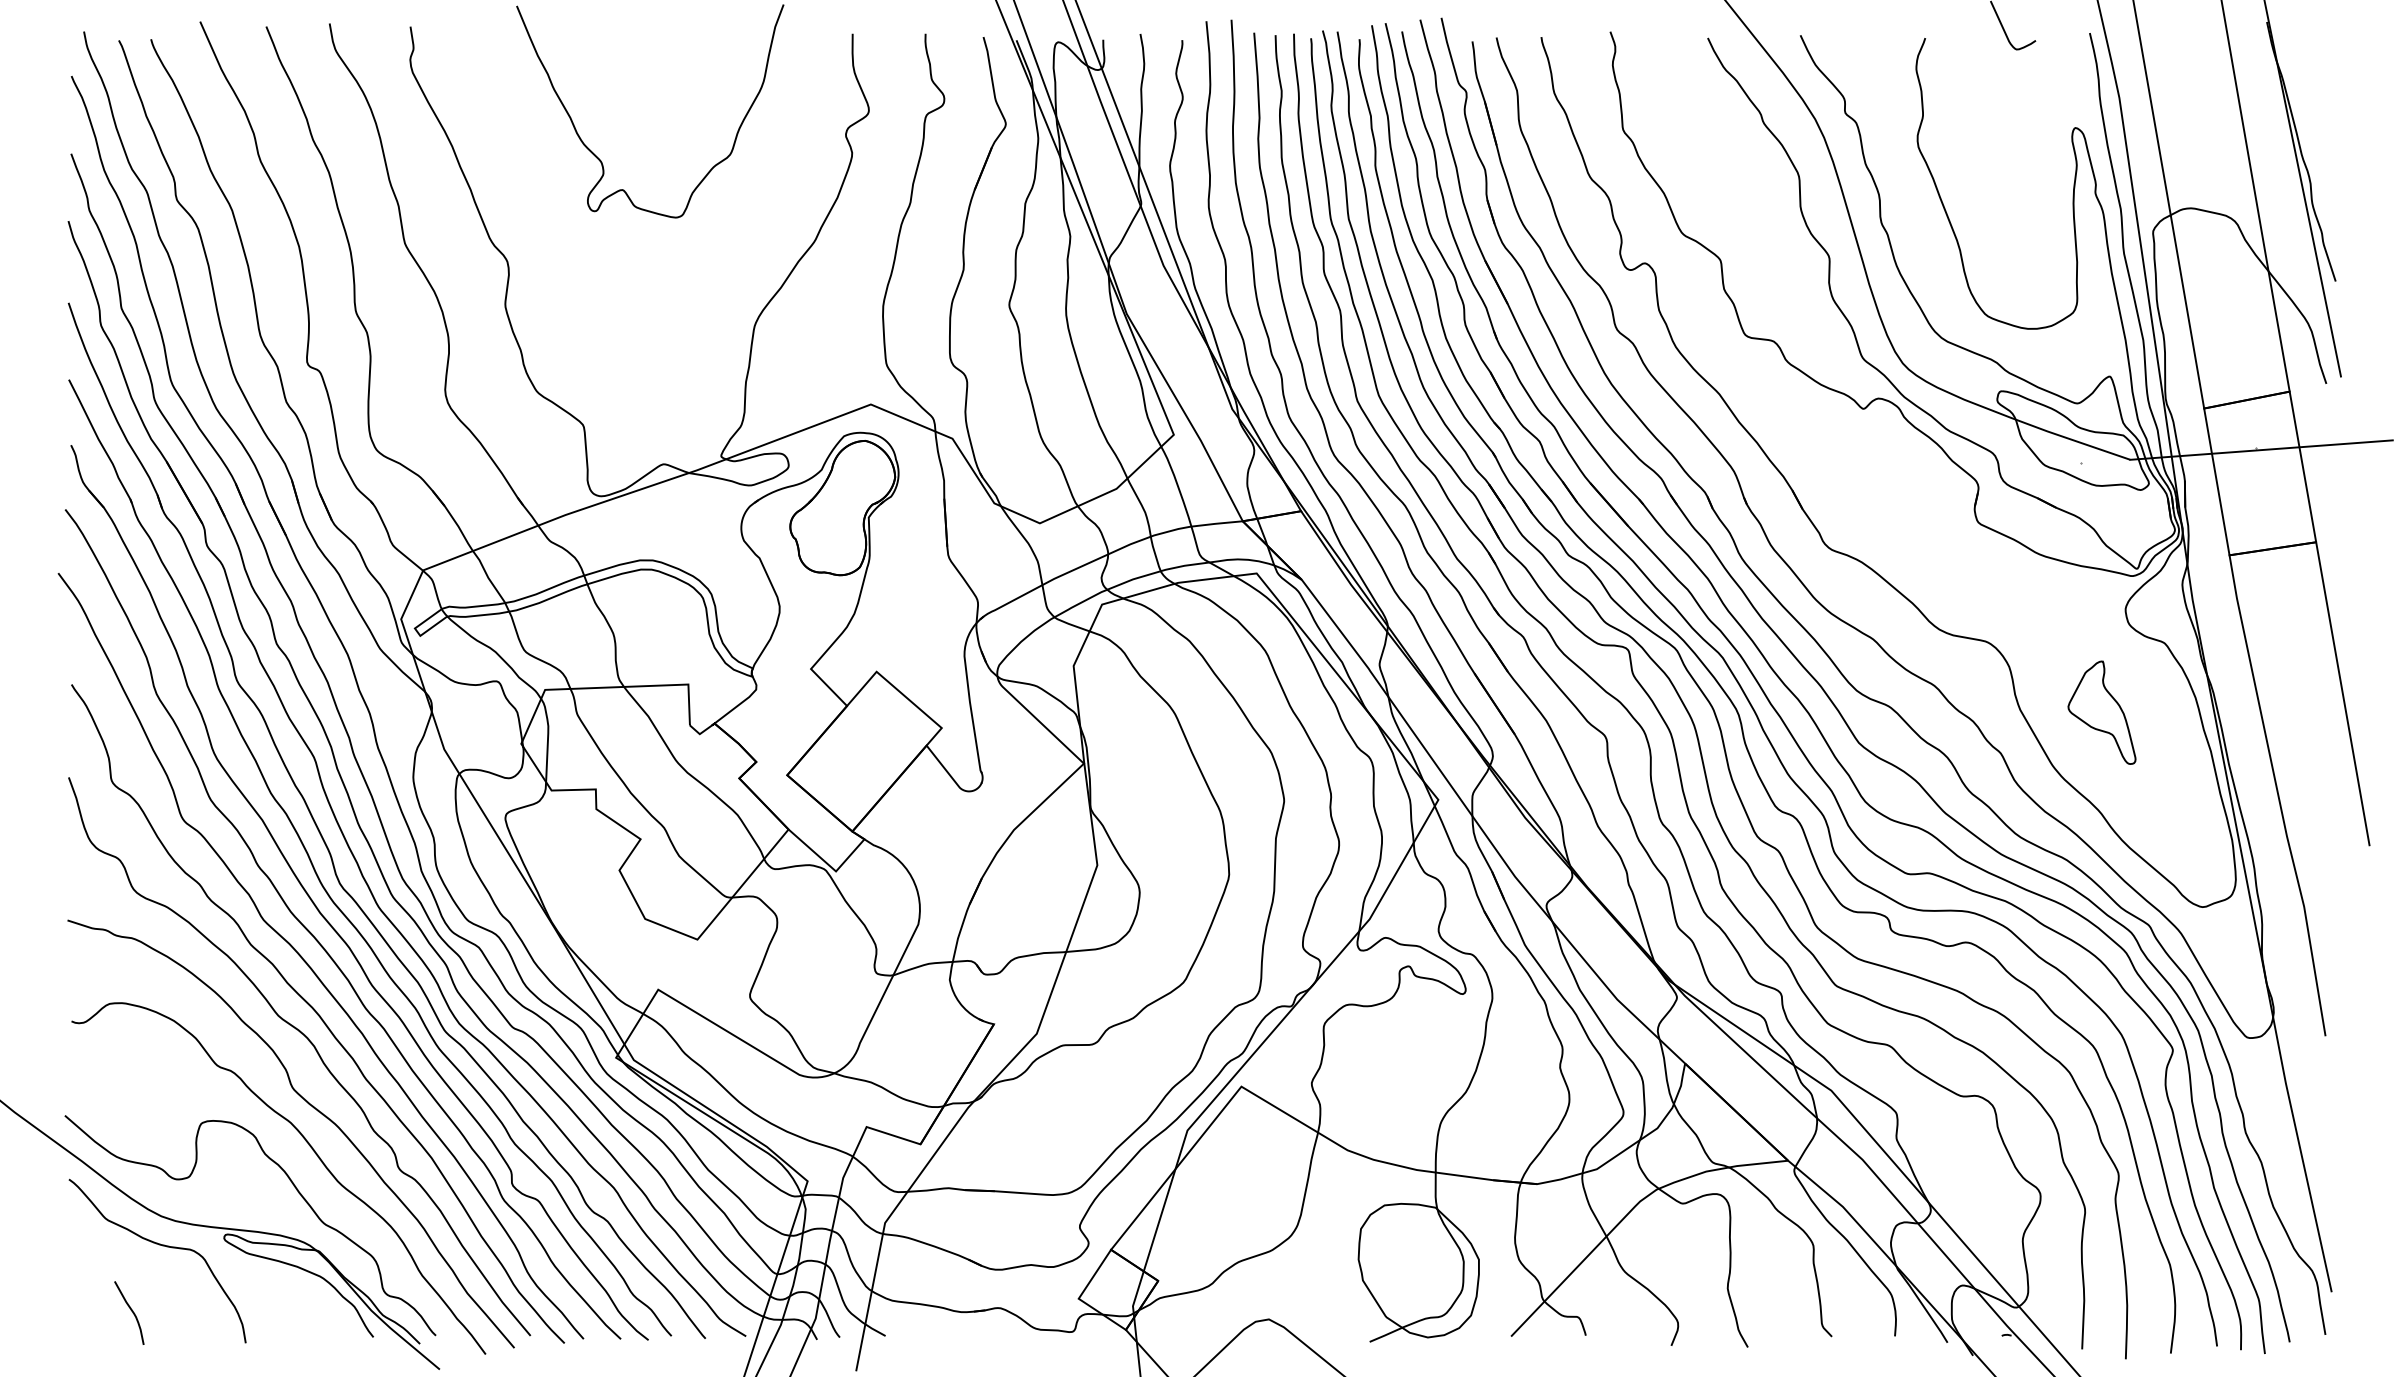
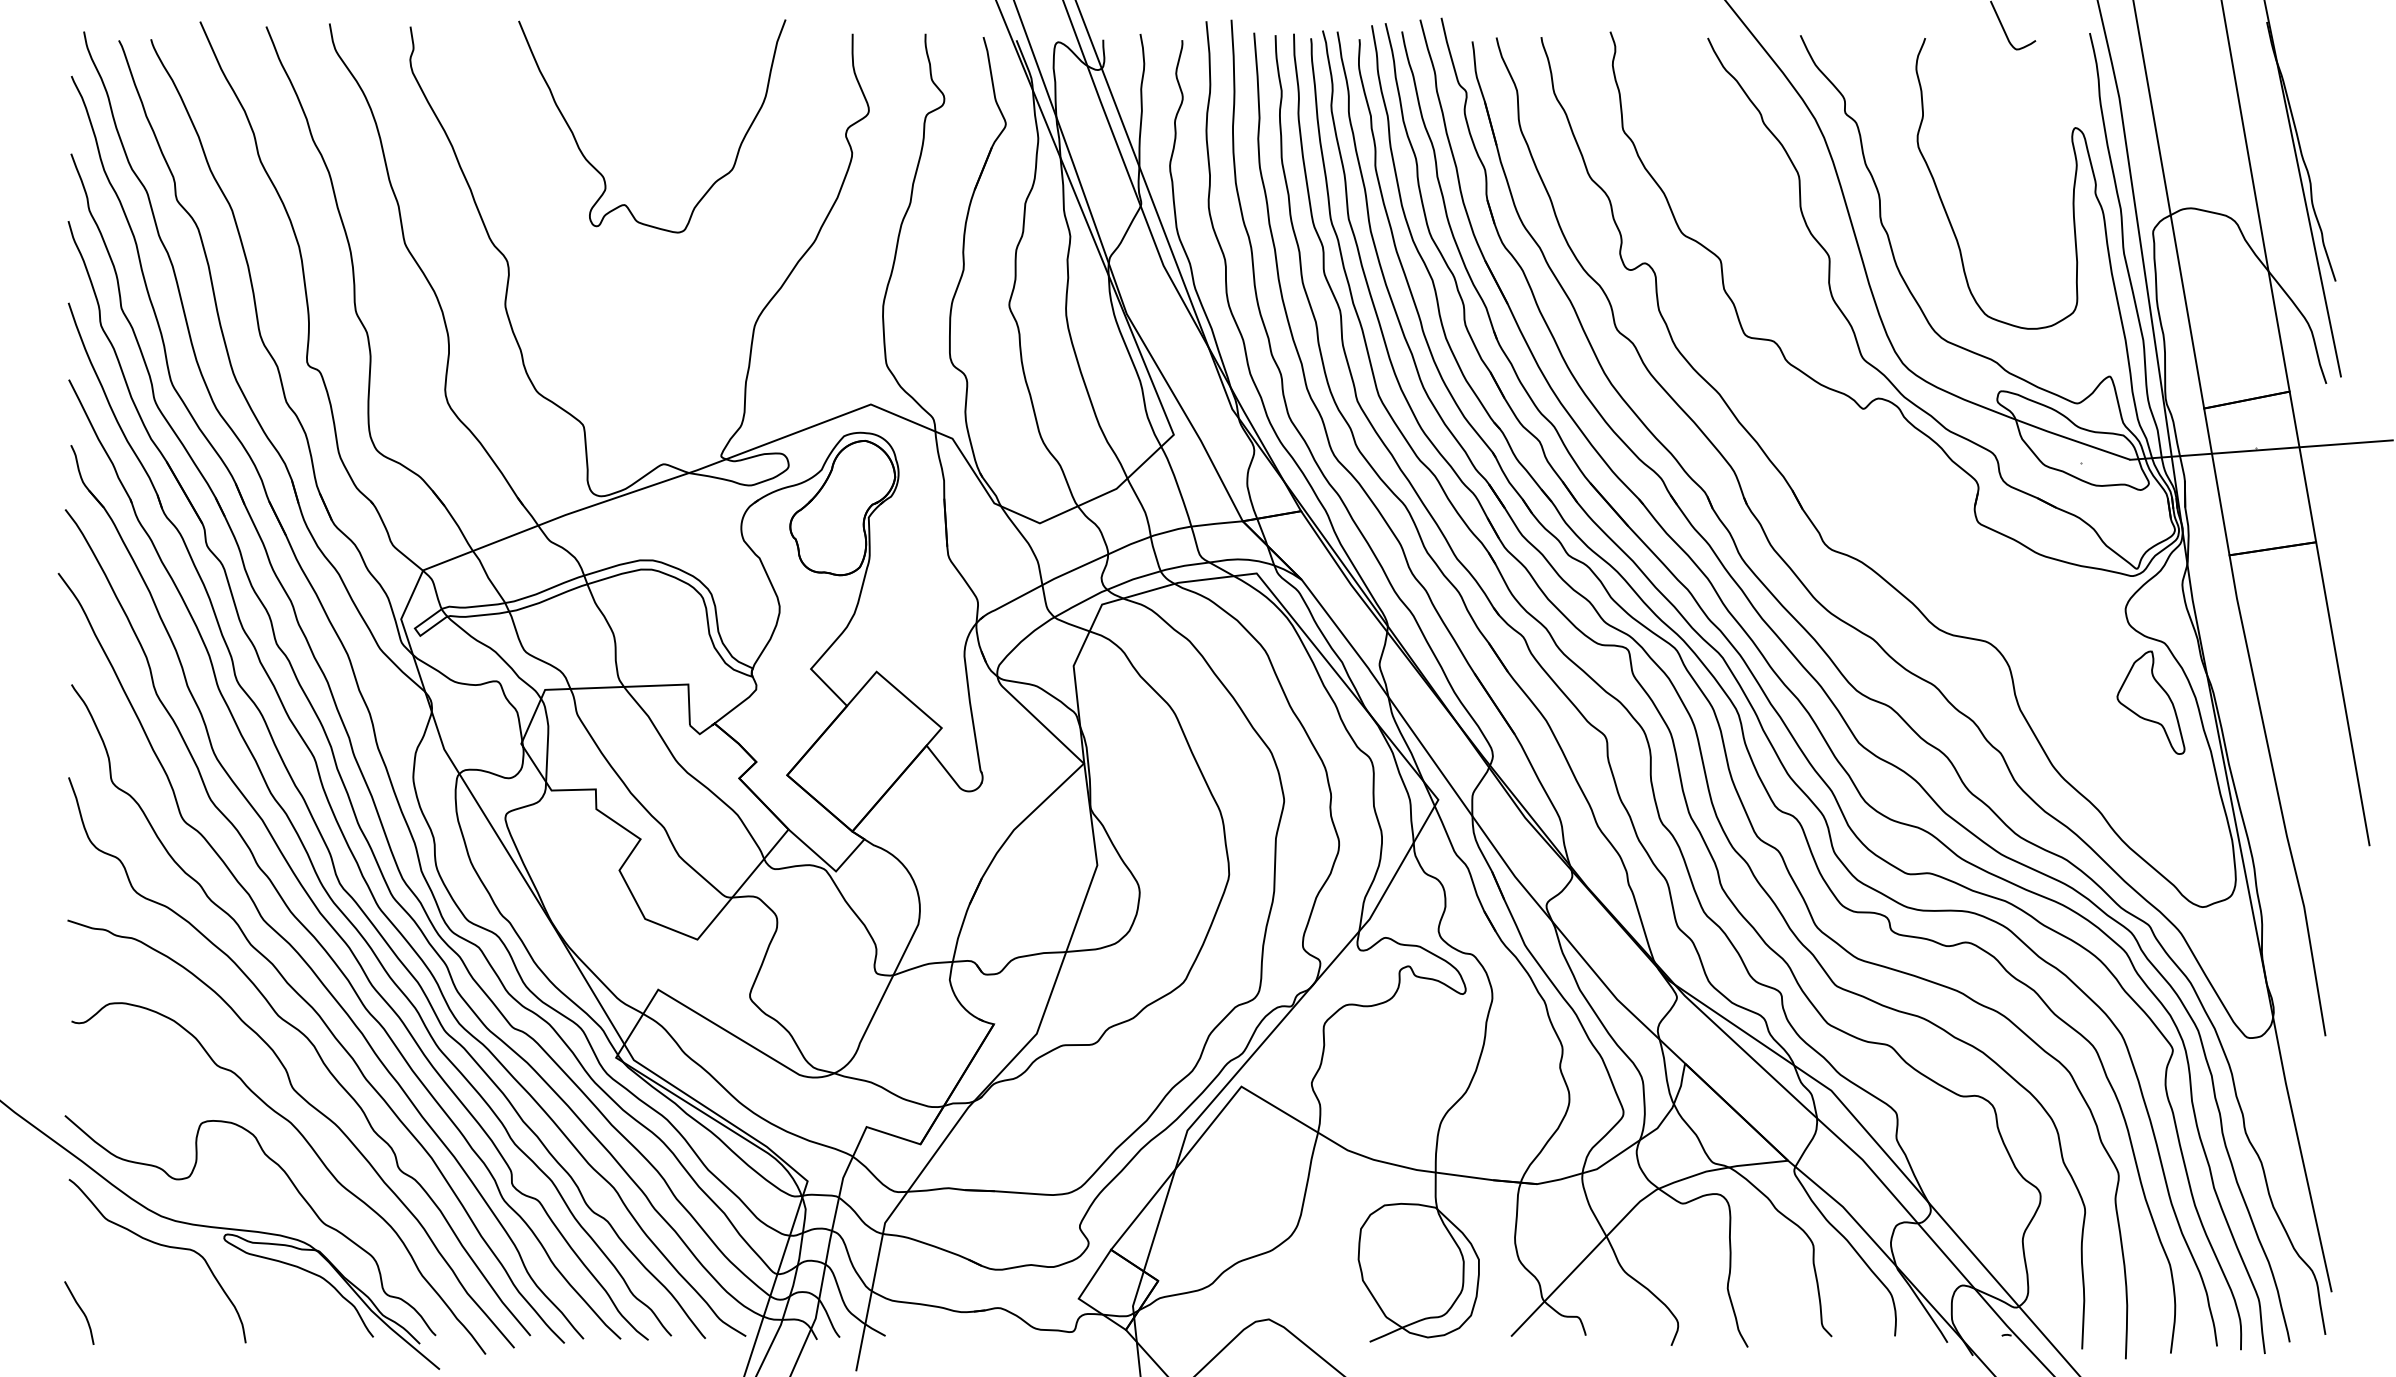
curve position: (601, 160) -> (603, 175) (603, 175)
part position: (2101, 712) -> (2150, 702) (2150, 702)
curve position: (130, 1310) -> (80, 1310) (80, 1310)
